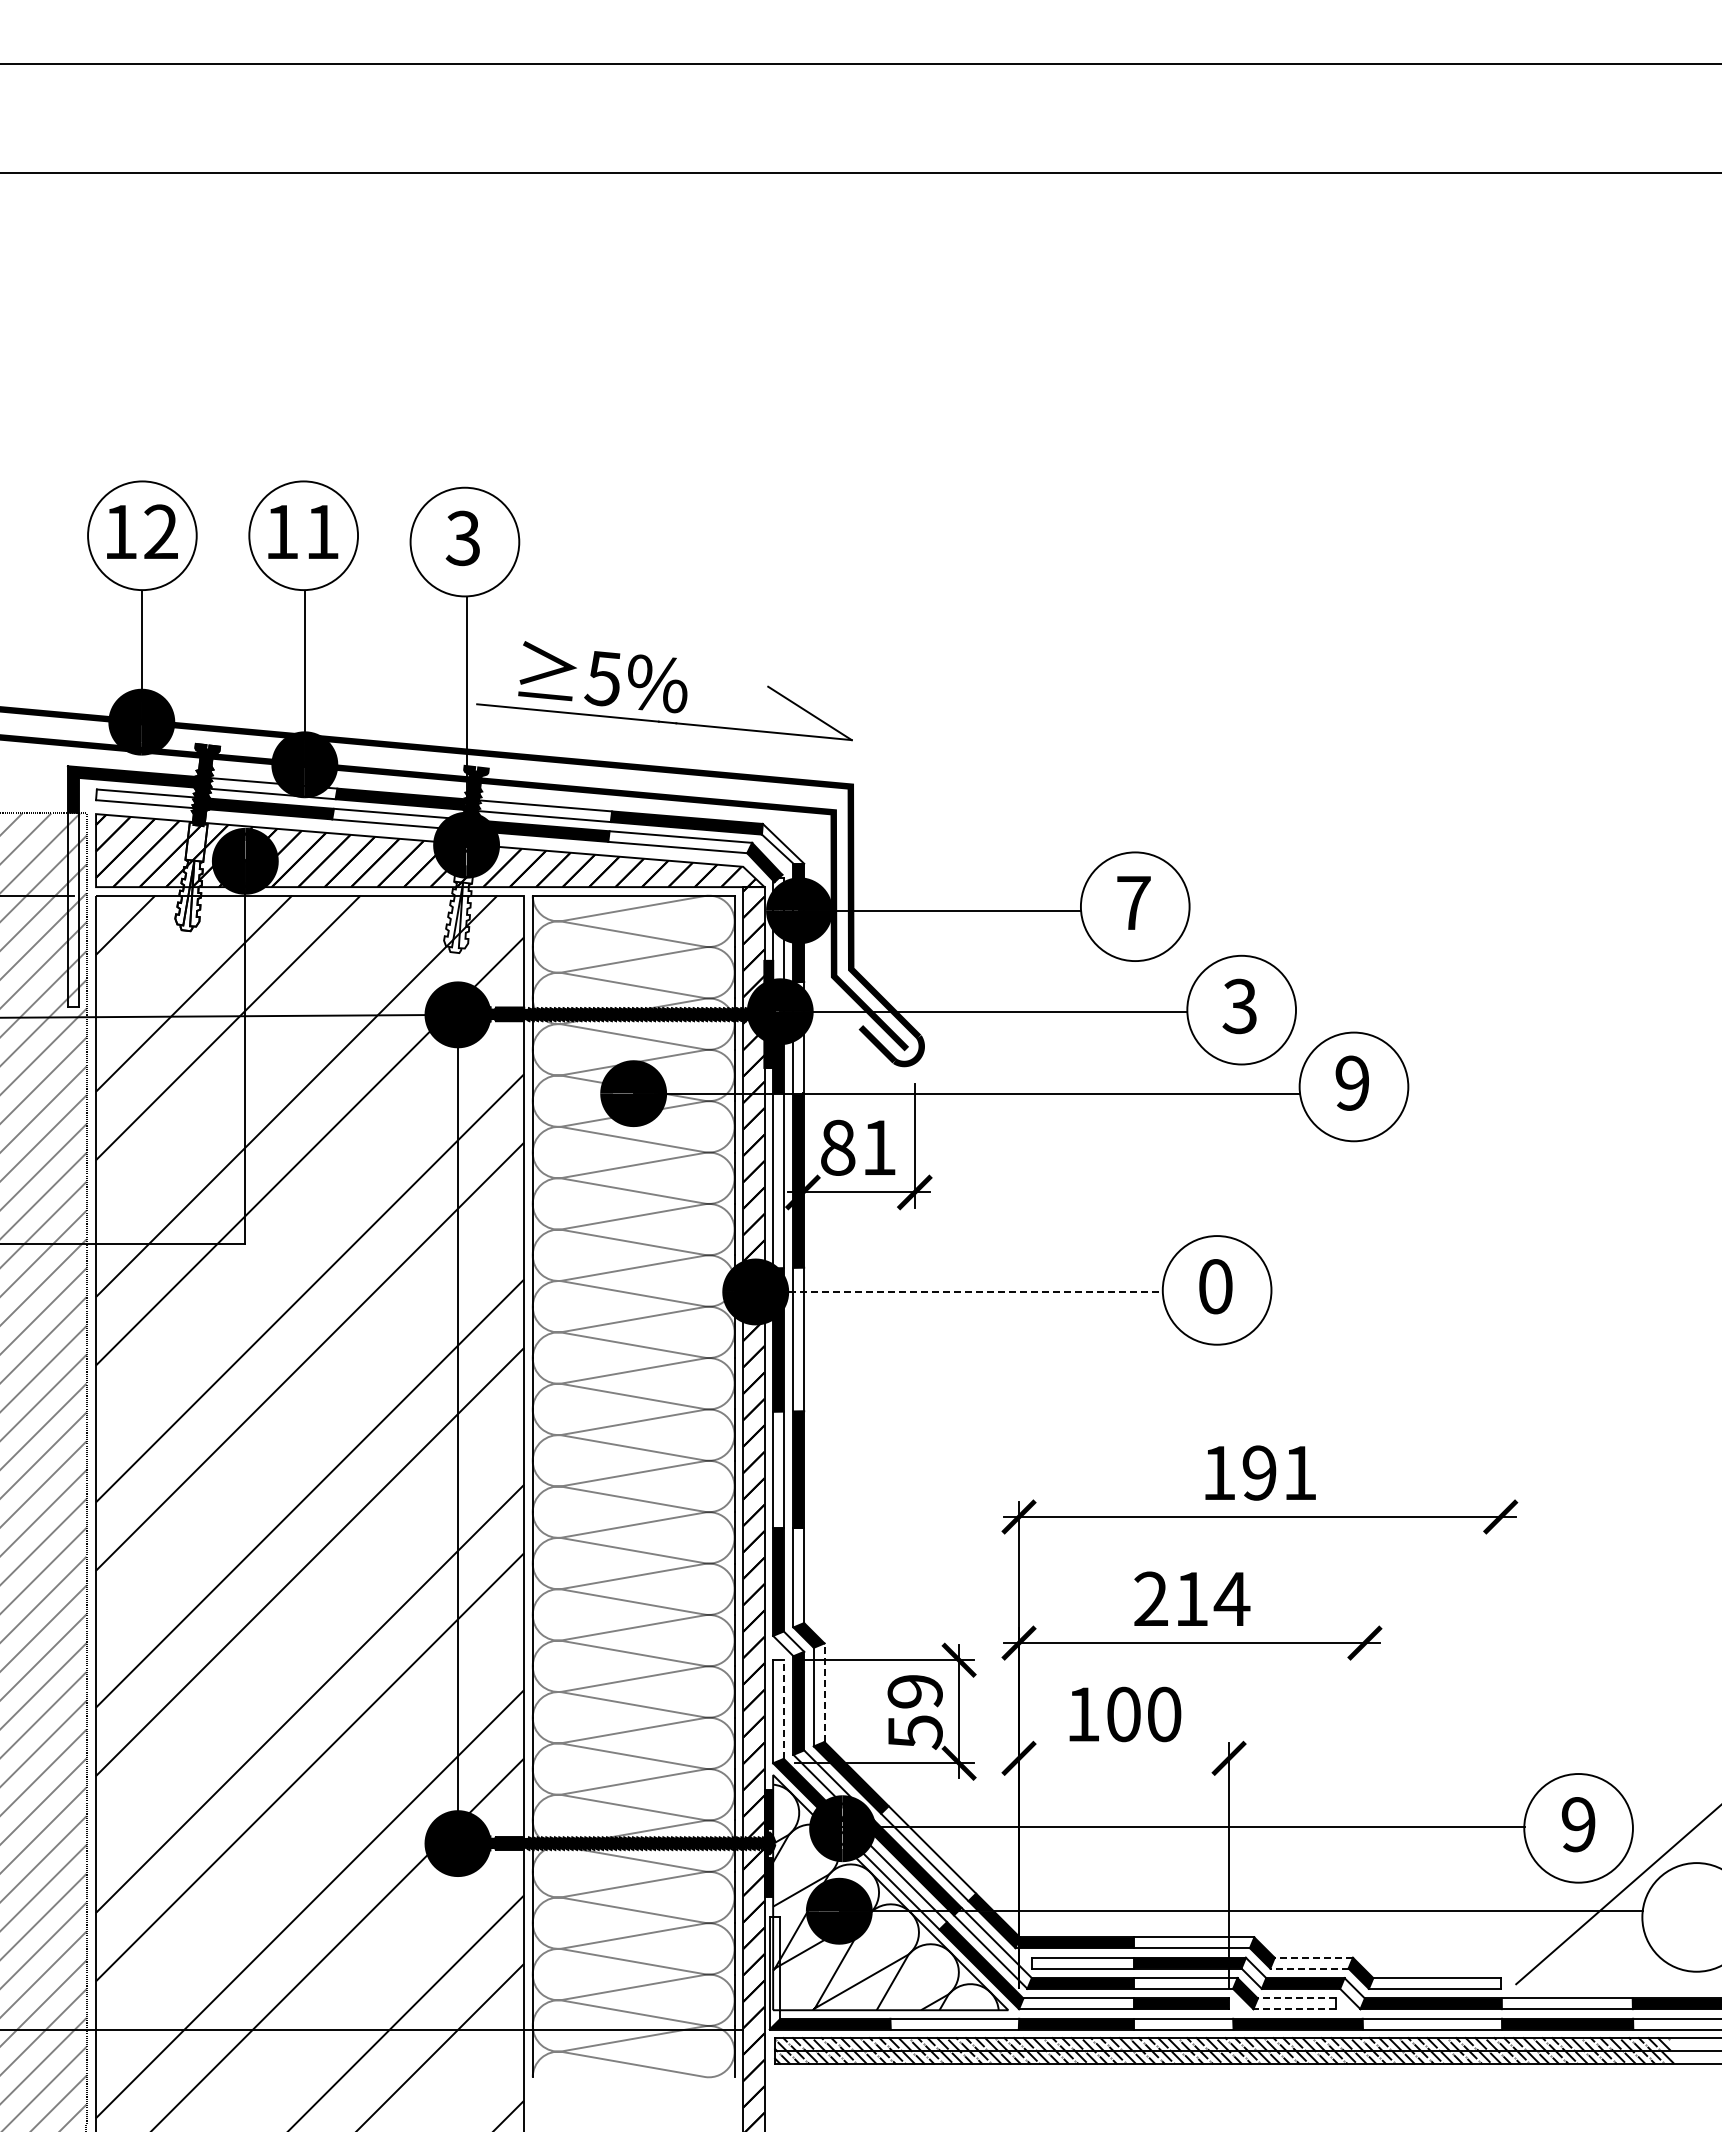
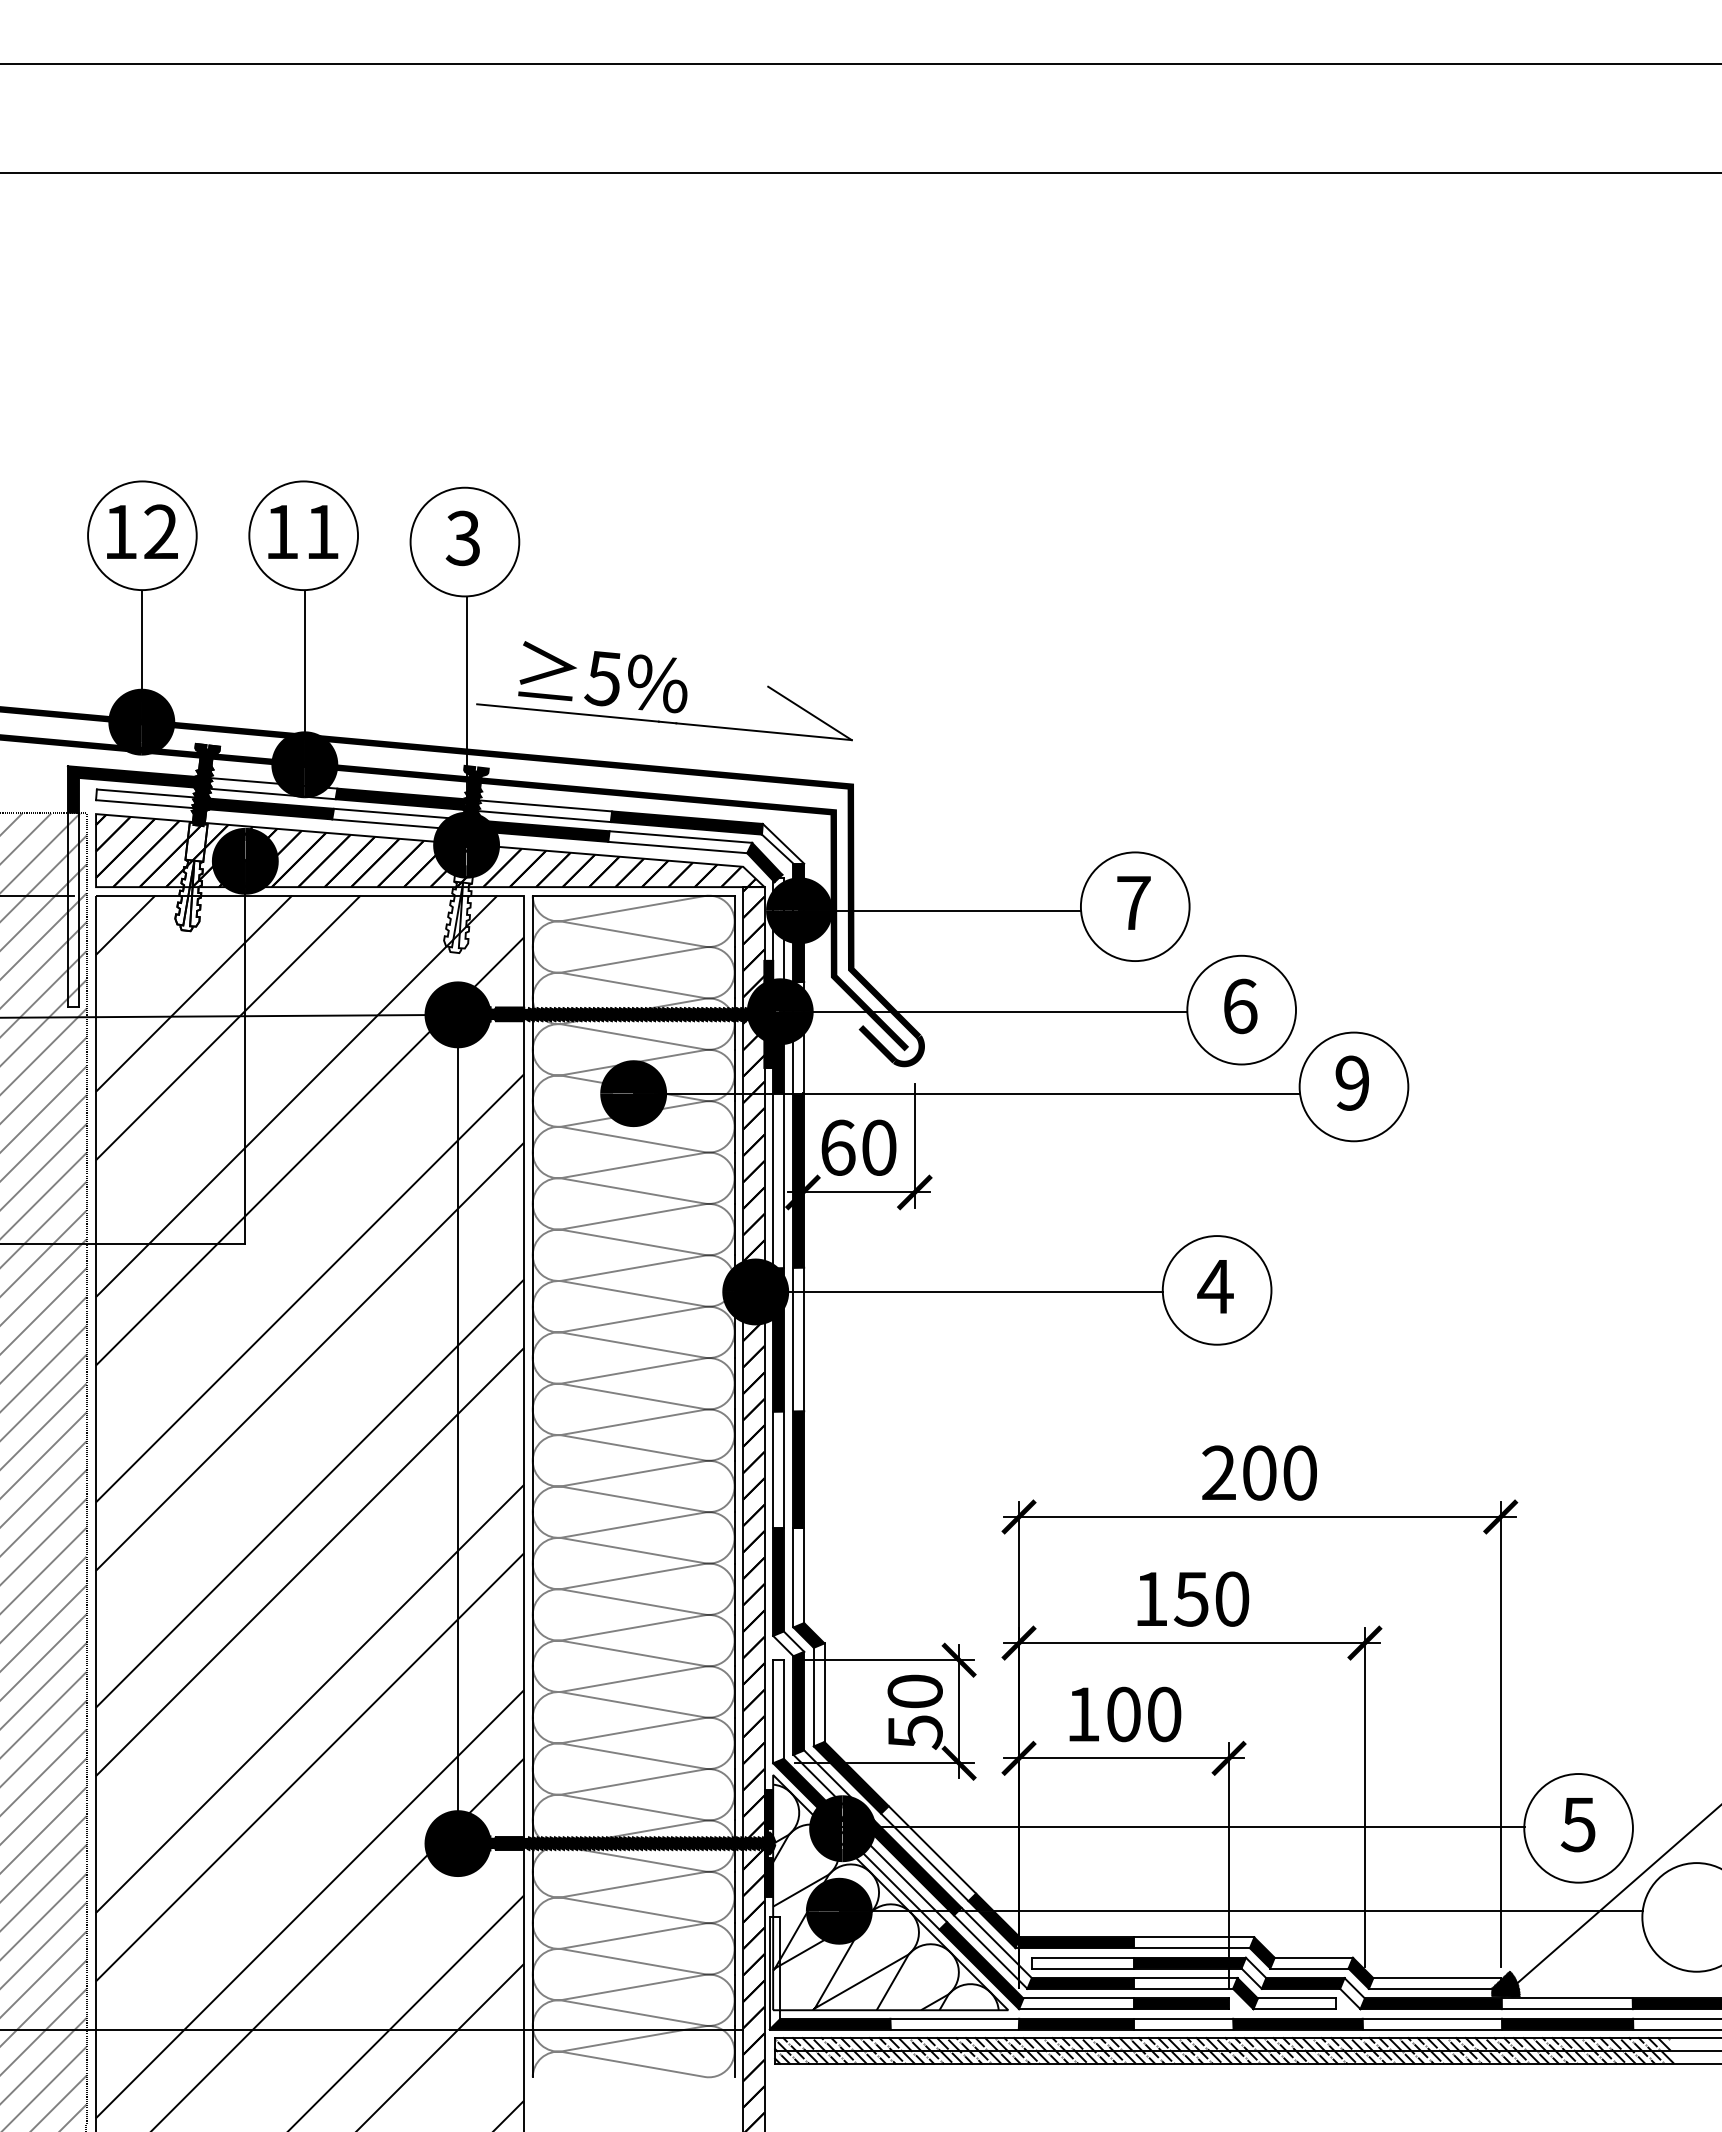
text: 3 -> 6 (1239, 1006)
text: 81 -> 60 (858, 1147)
text: 0 -> 4 (1215, 1286)
line: dashed -> solid (959, 1291)
text: 191 -> 200 (1259, 1472)
text: 214 -> 150 (1192, 1598)
text: 59 -> 50 (914, 1691)
line: dashed -> solid (824, 1692)
line: dashed -> solid (783, 1709)
line: none -> present (1500, 1734)
line: none -> present (1124, 1758)
line: none -> present (1364, 1797)
text: 9 -> 5 (1577, 1824)
line: dashed -> solid (1313, 1957)
line: dashed -> solid (1308, 1968)
hatch: none -> present (1505, 1984)
line: dashed -> solid (1296, 1998)
line: dashed -> solid (1294, 2009)
